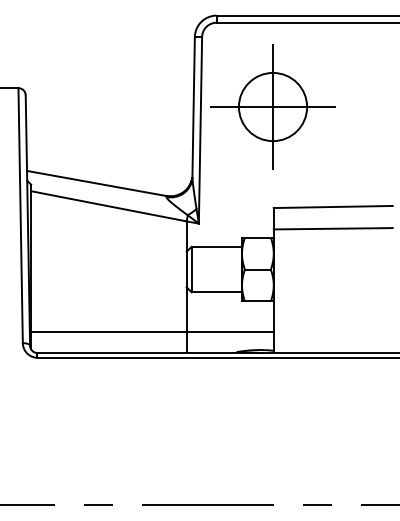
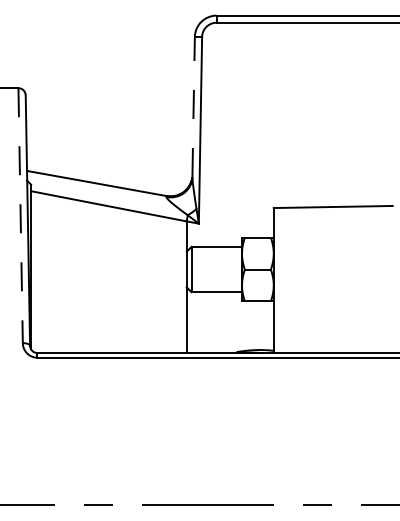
line: solid -> dashed (193, 106)
part: present -> none (272, 106)
line: solid -> dashed (20, 215)
line: present -> none (332, 228)
line: present -> none (152, 331)
